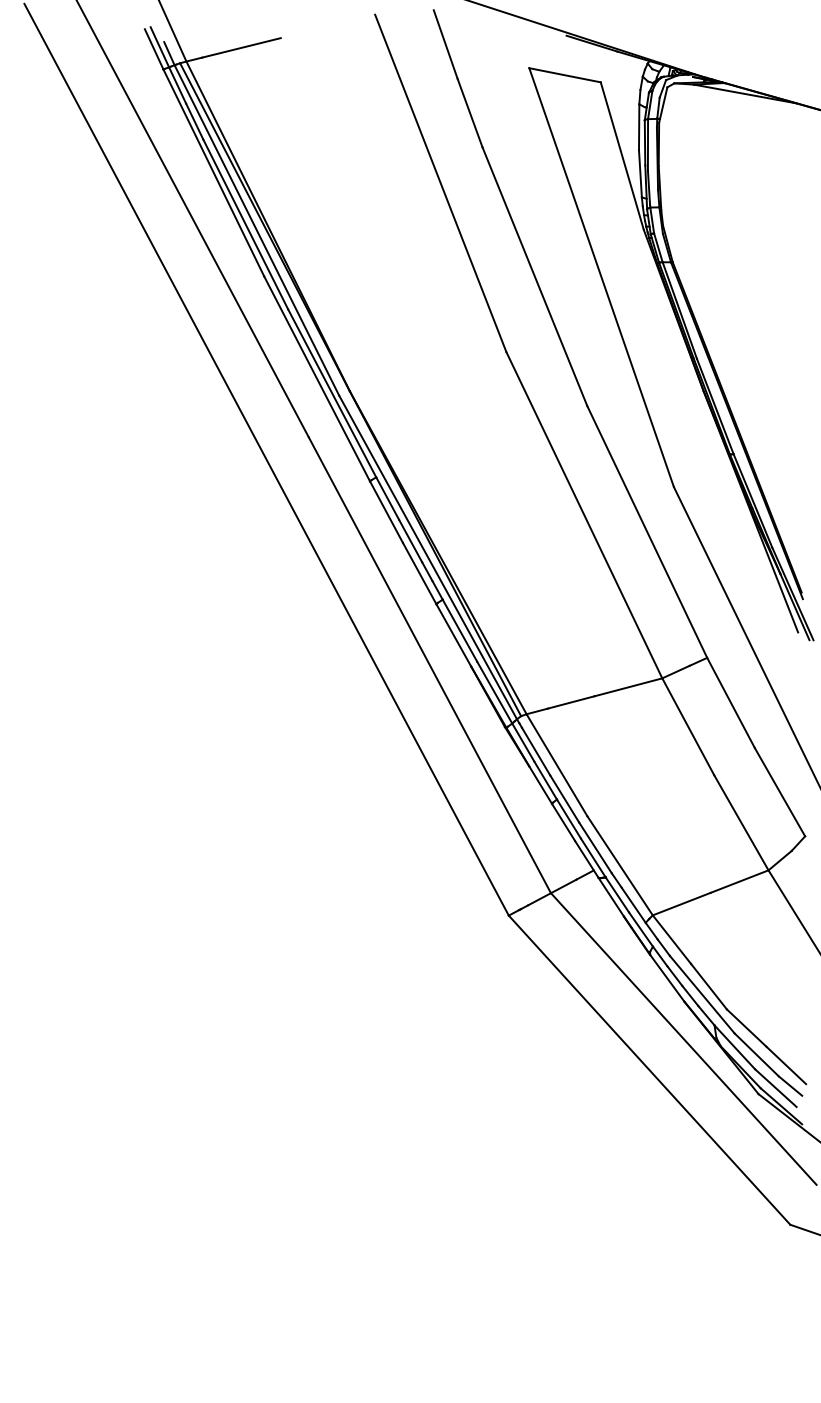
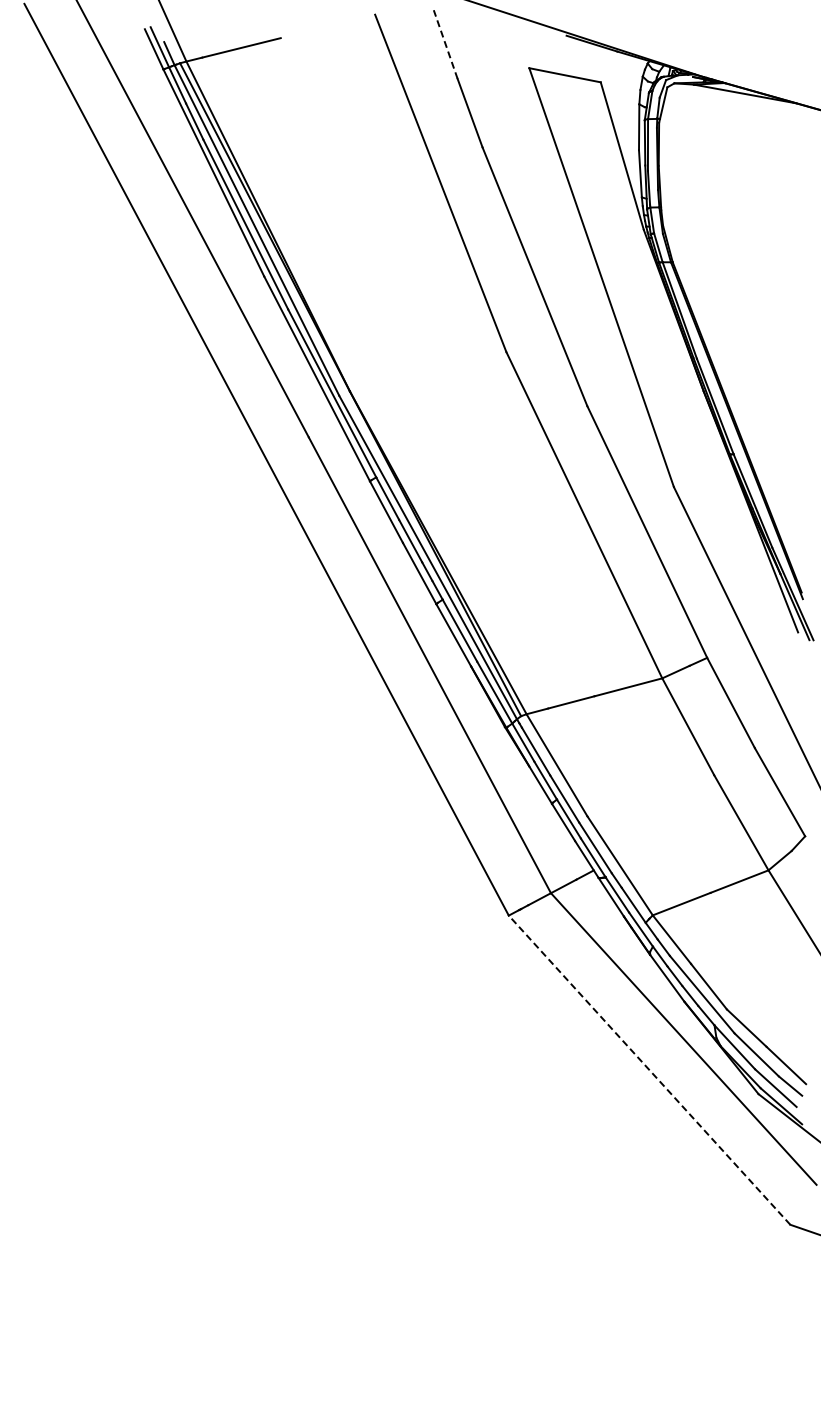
line: solid -> dashed (445, 44)
line: solid -> dashed (649, 1069)
